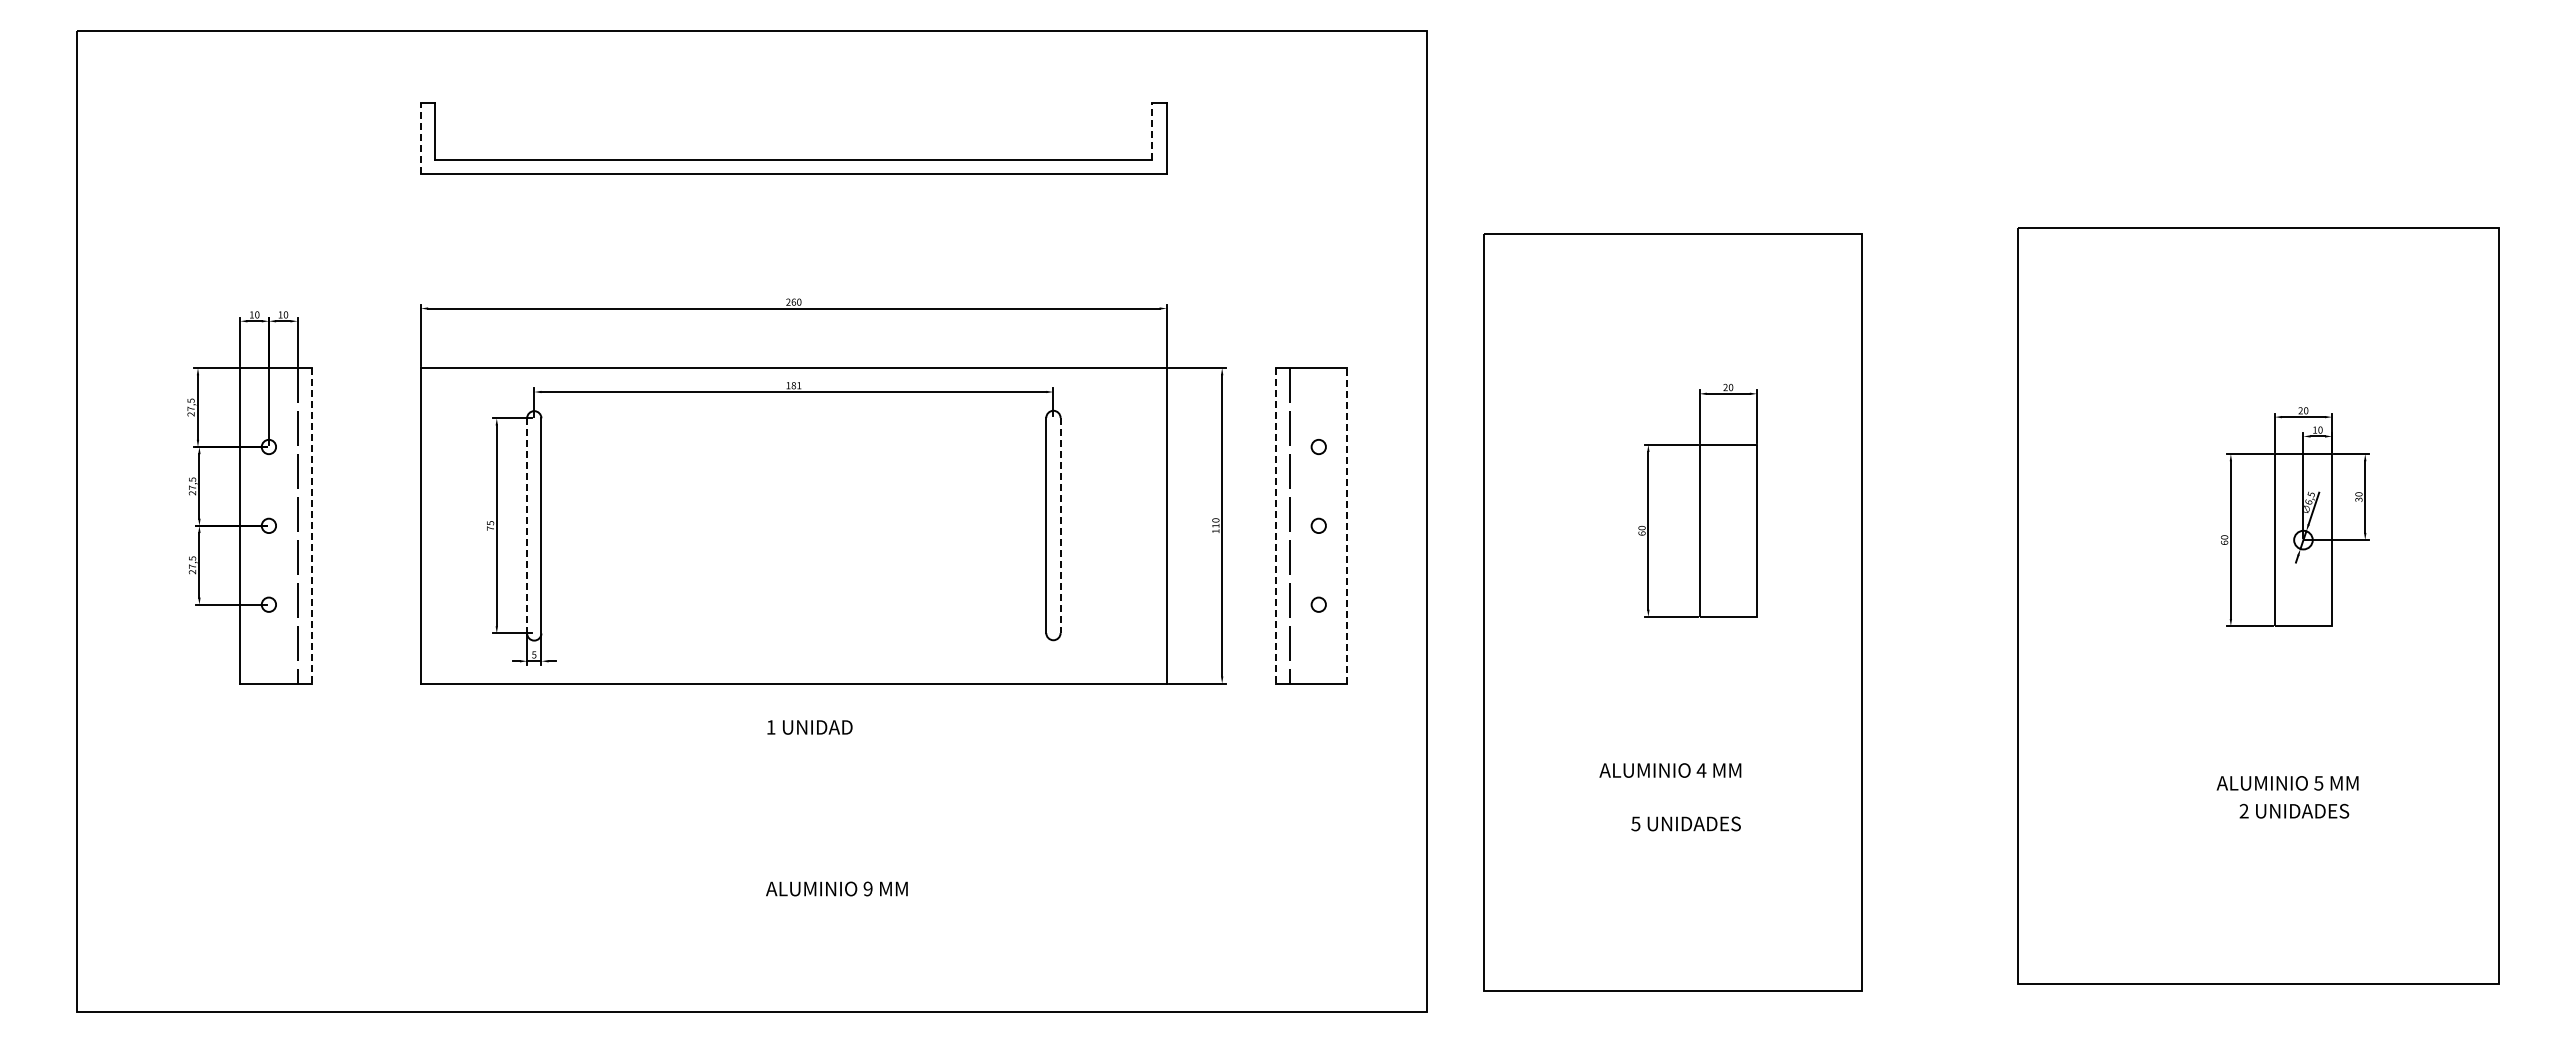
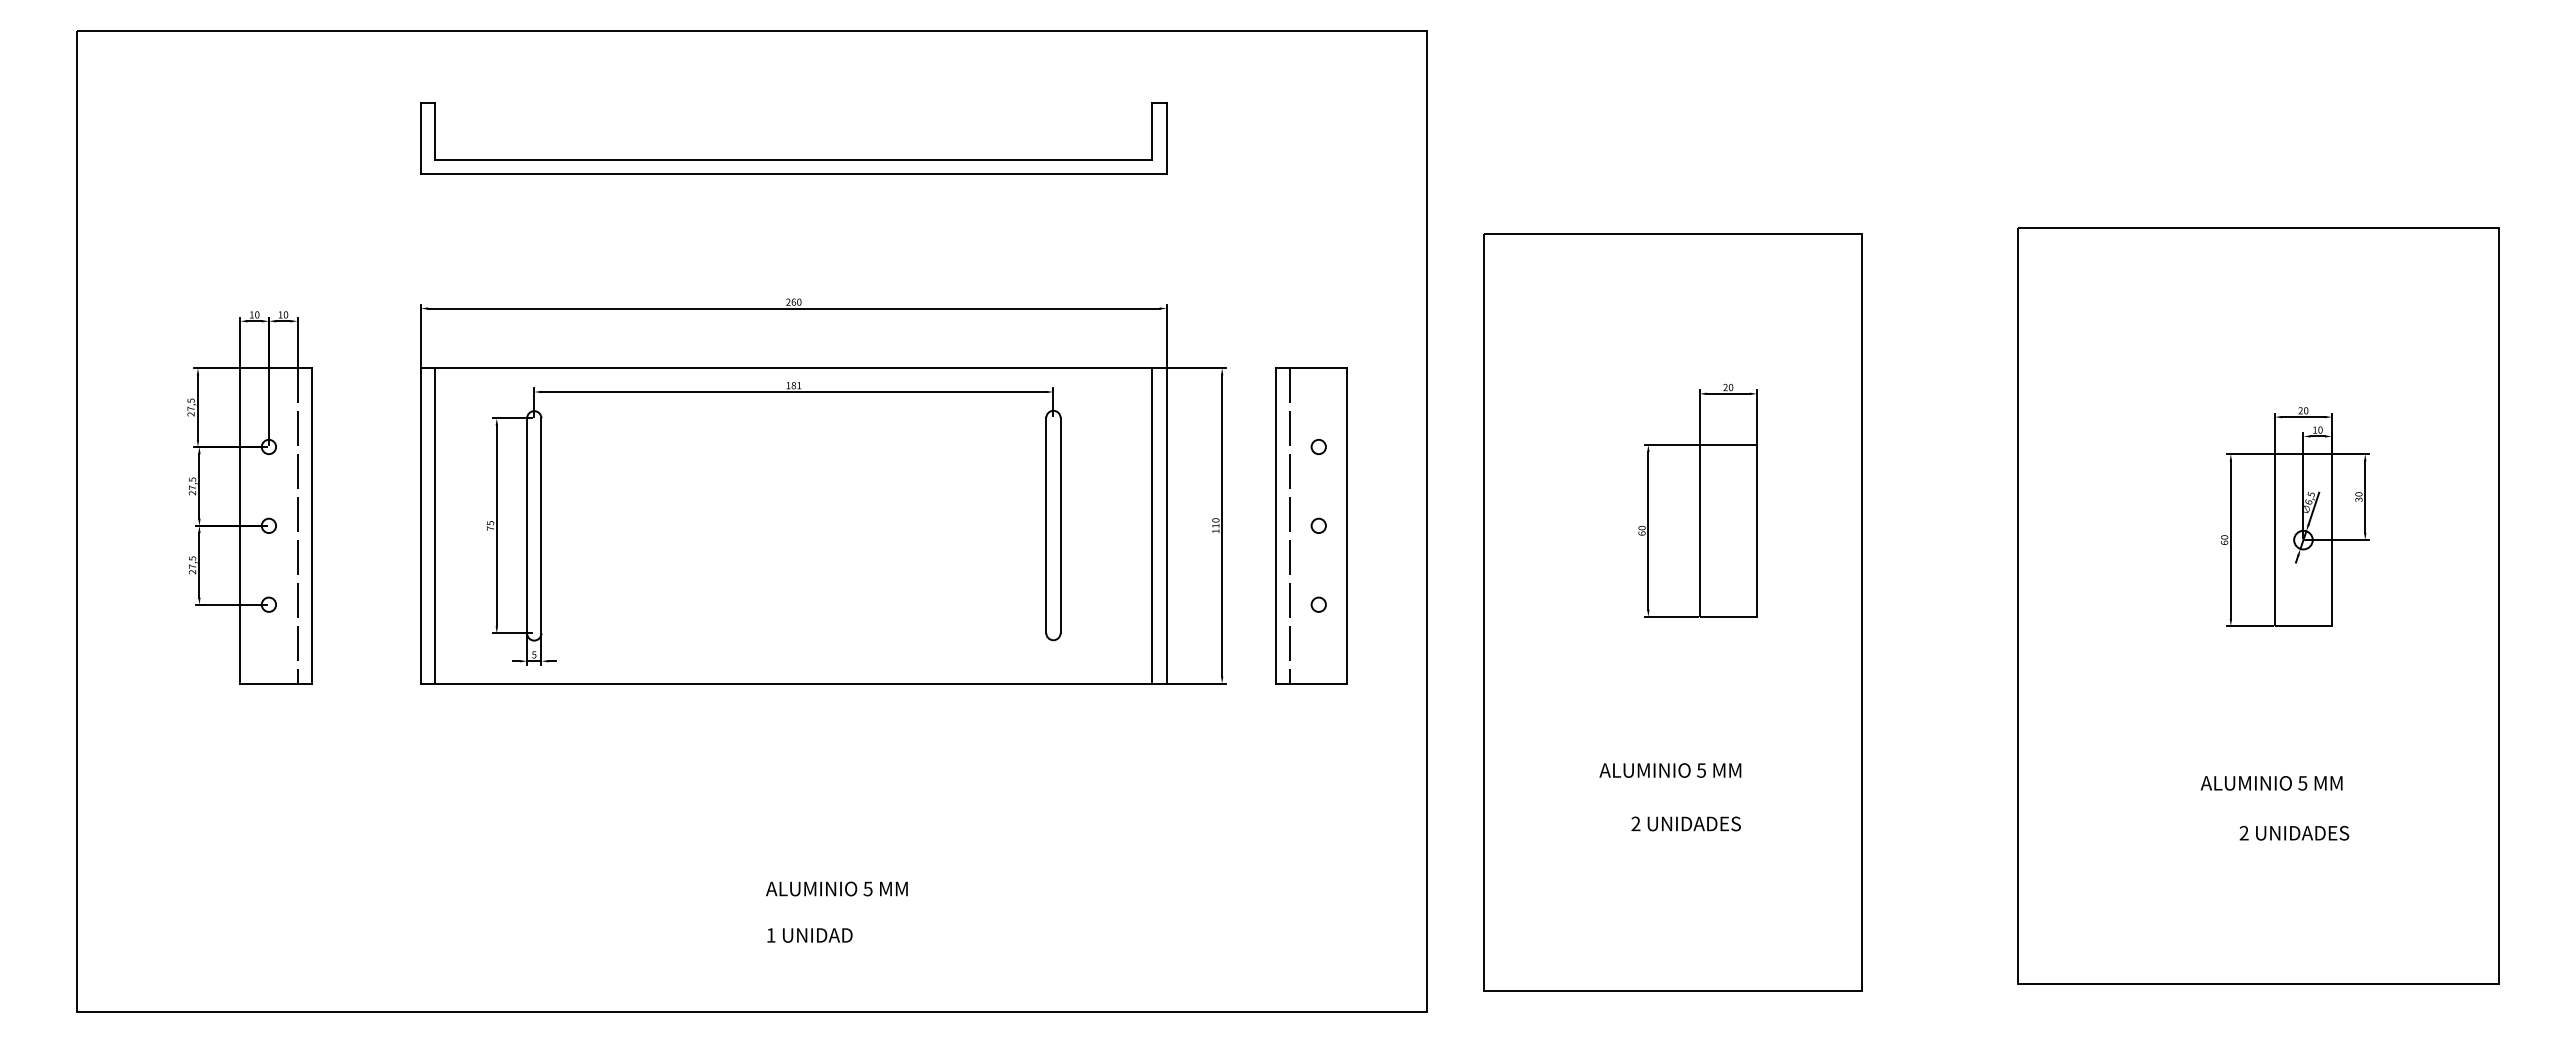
line: dashed -> solid (1152, 131)
line: dashed -> solid (421, 138)
line: dashed -> solid (311, 525)
line: none -> present (435, 525)
line: dashed -> solid (527, 525)
line: dashed -> solid (1060, 525)
line: none -> present (1152, 525)
line: dashed -> solid (1275, 525)
line: dashed -> solid (1347, 525)
text position: (809, 727) -> (809, 935) (809, 935)
text: 4 -> 5 (1701, 770)
text position: (2287, 783) -> (2271, 783) (2271, 783)
text position: (2294, 810) -> (2294, 832) (2294, 832)
text: 5 -> 2 (1635, 823)
text: 9 -> 5 (867, 888)
